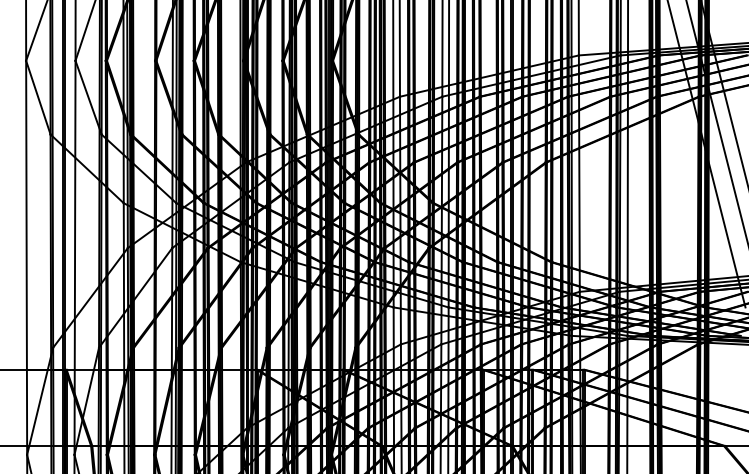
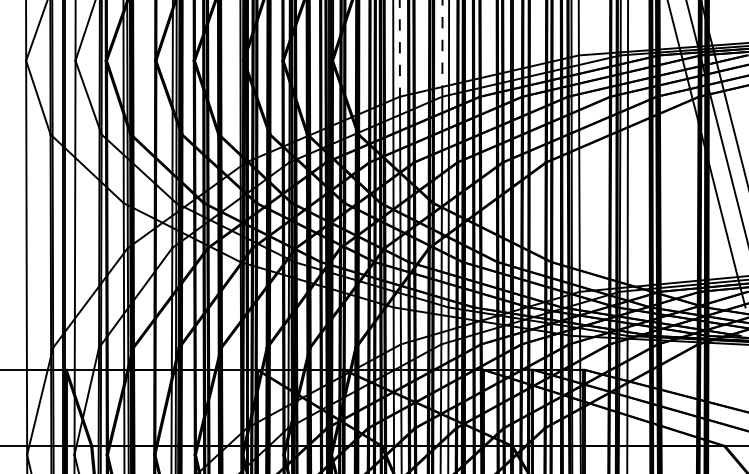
line: solid -> dashed (399, 48)
line: solid -> dashed (442, 48)
